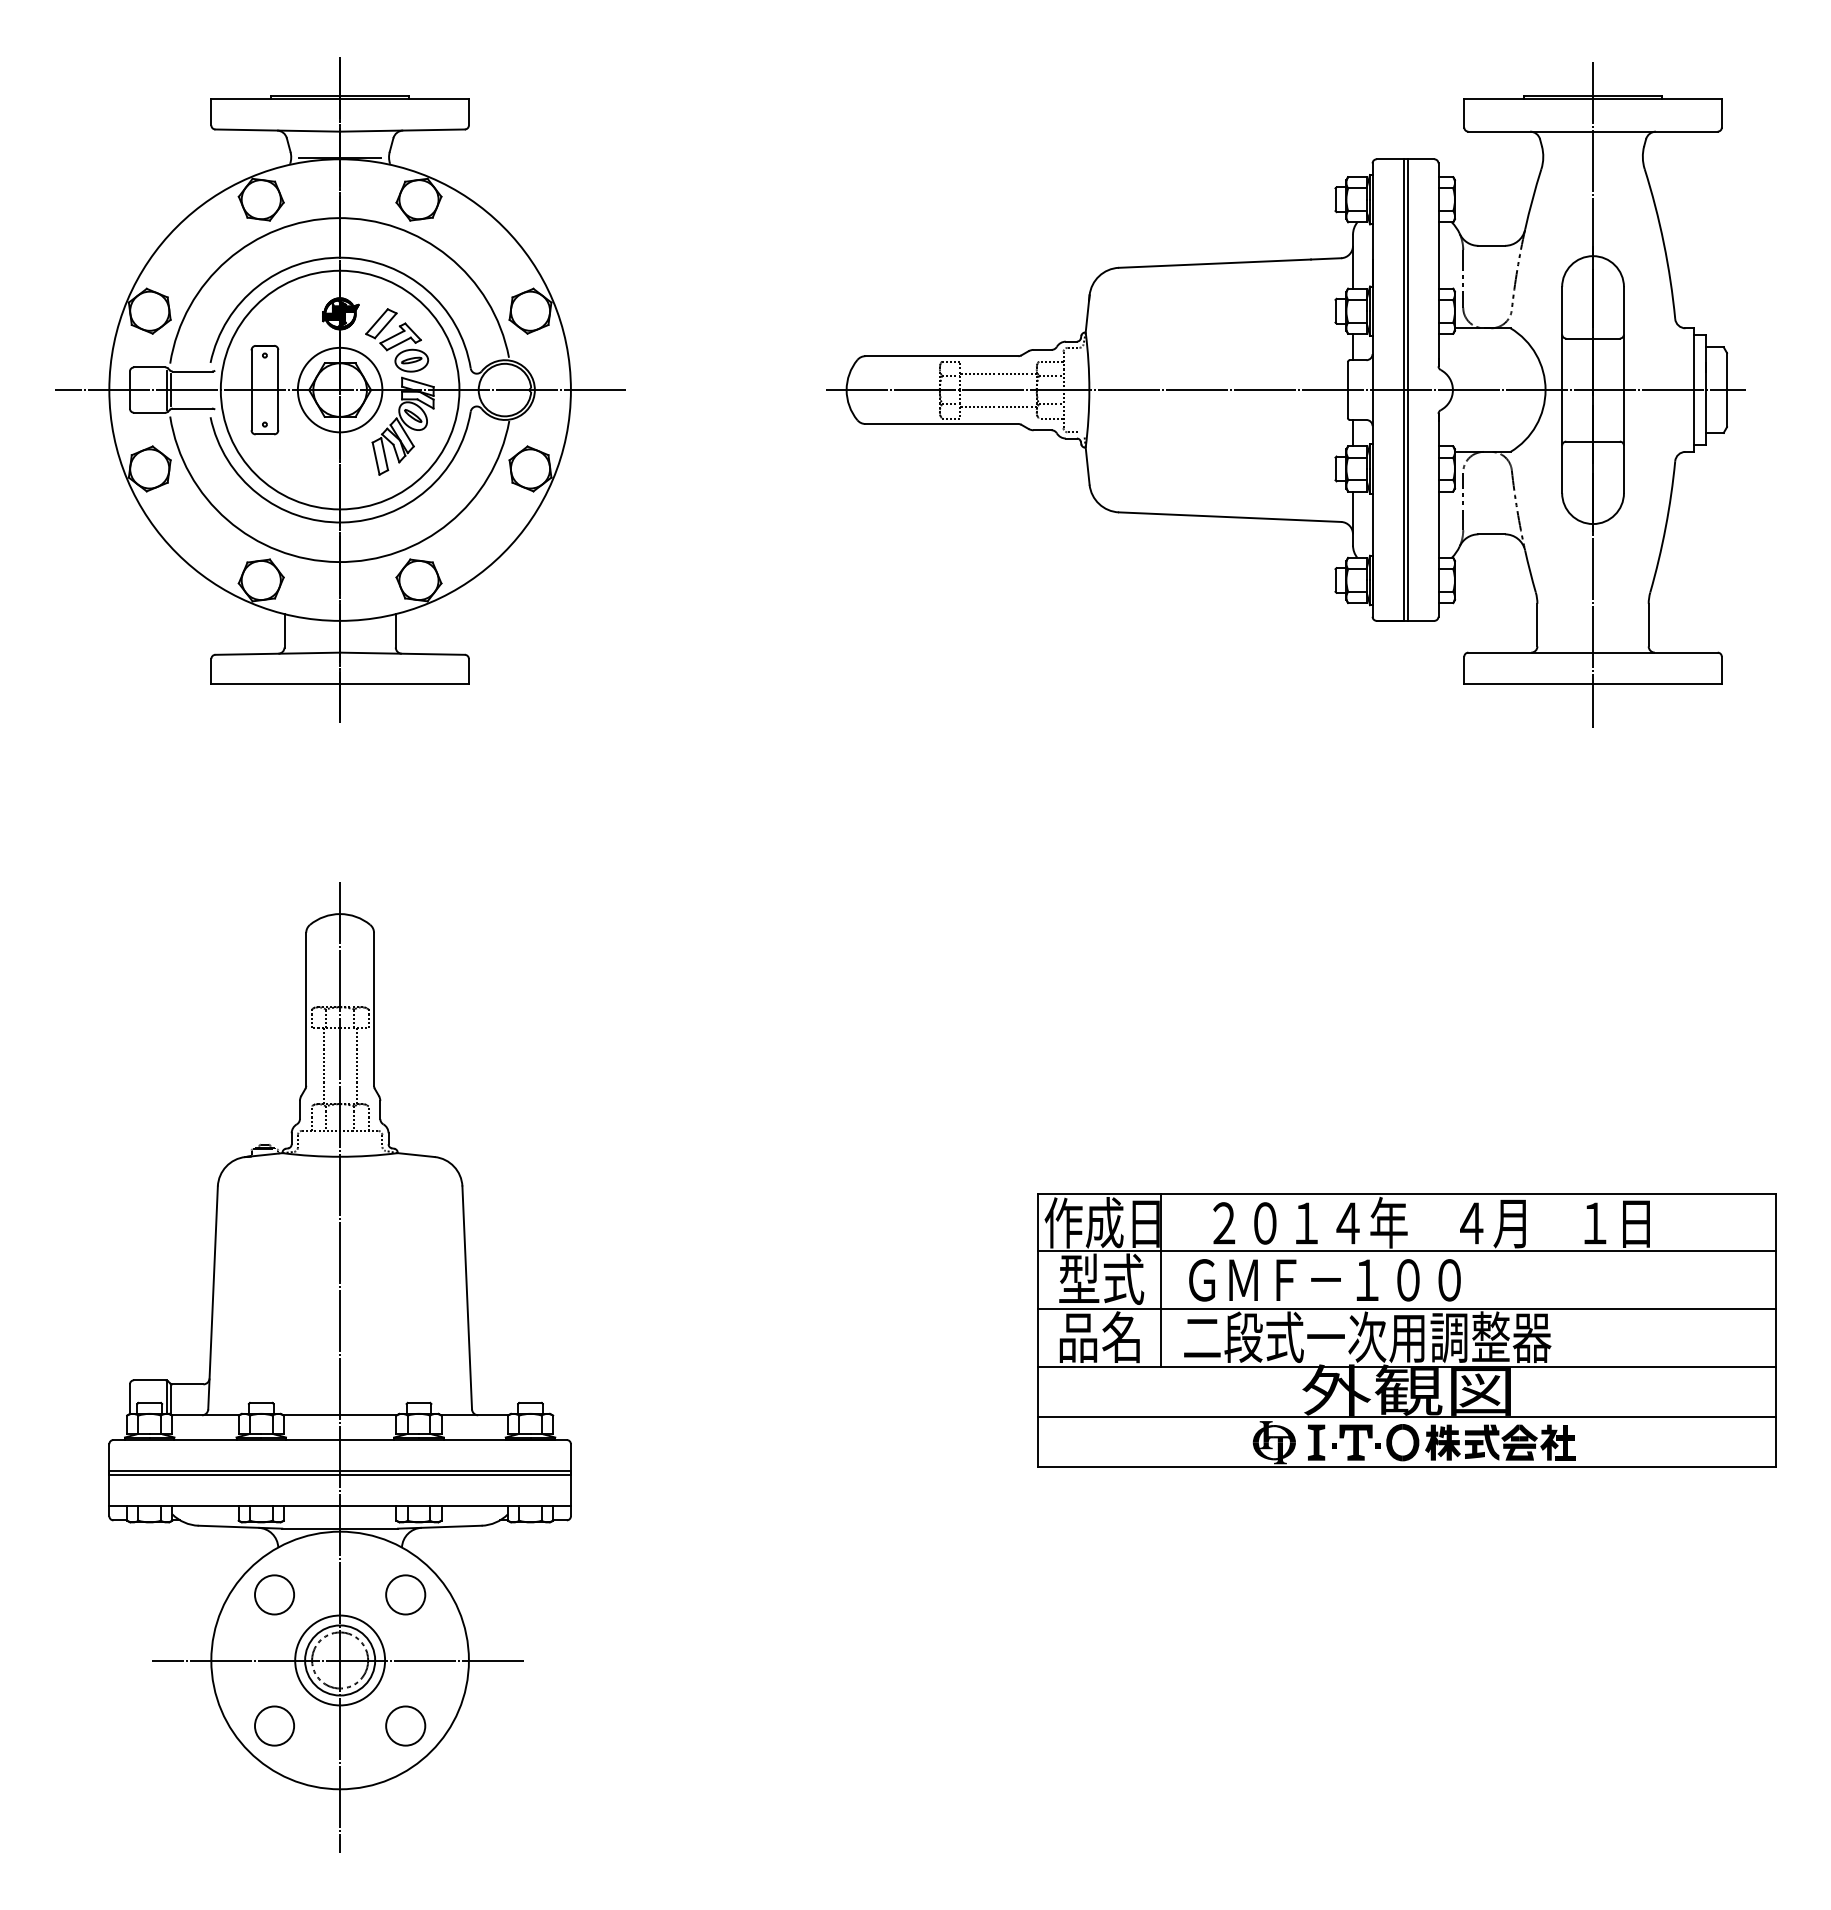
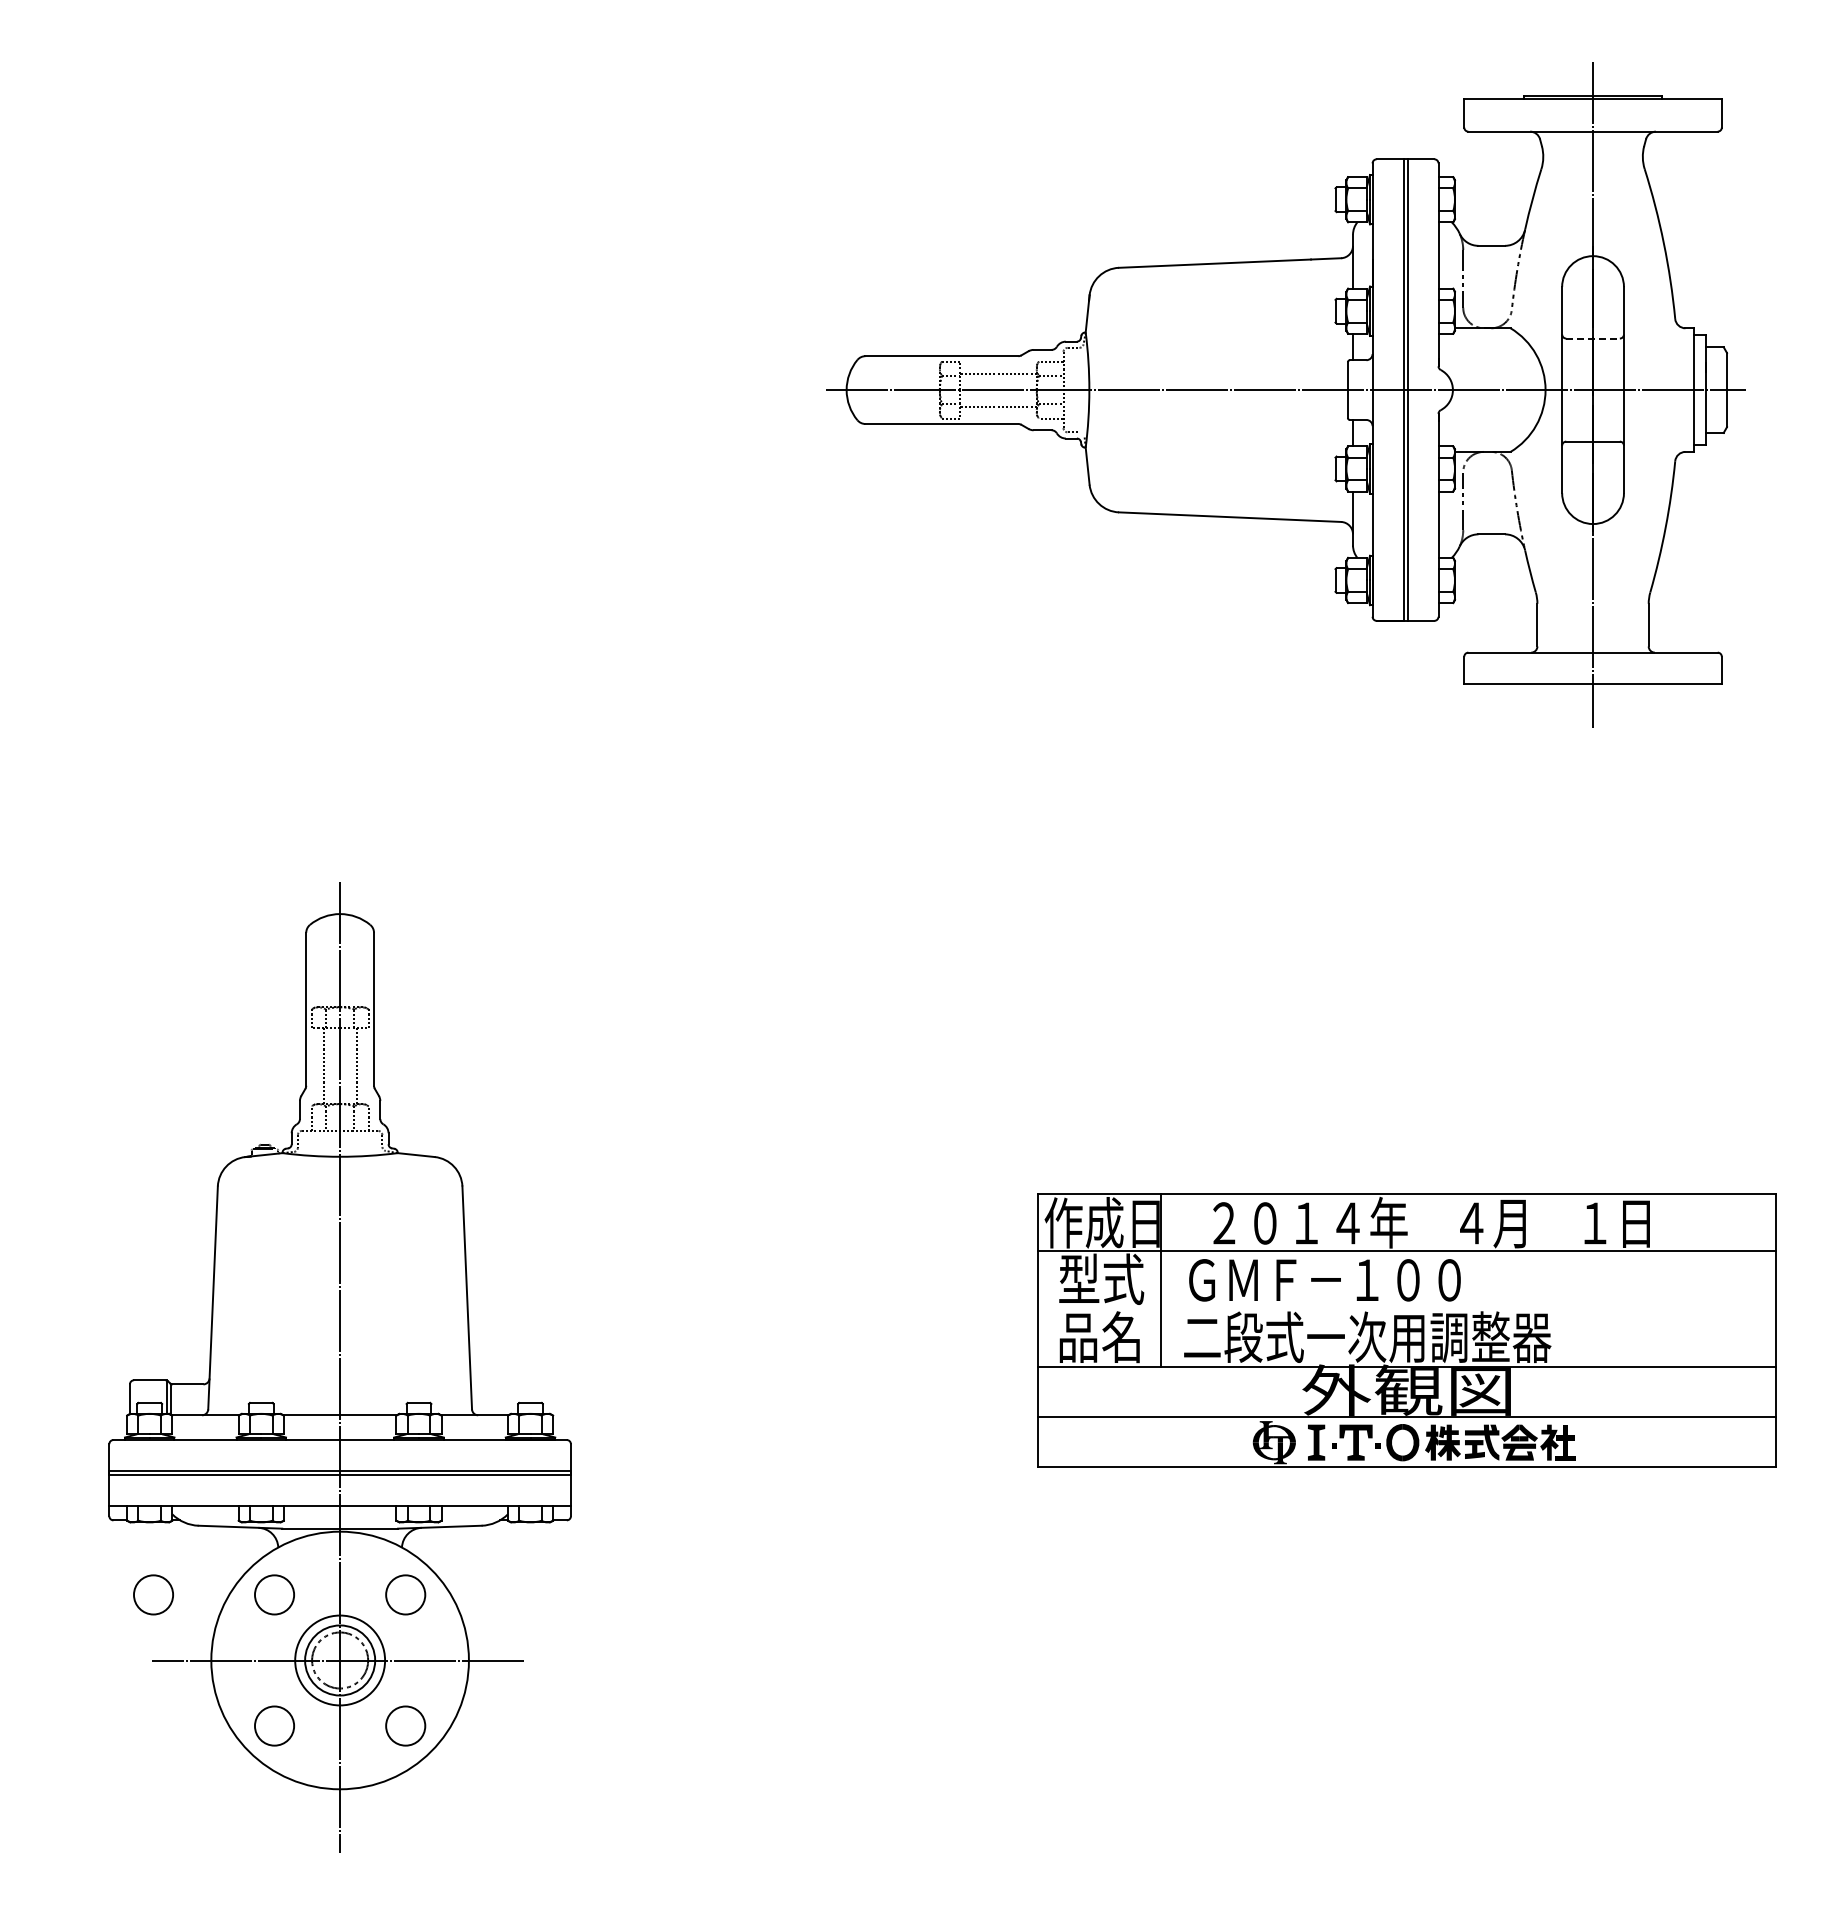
line: solid -> dashed (1593, 338)
part: present -> none (340, 389)
line: present -> none (1406, 1309)
circle: none -> present (153, 1594)
